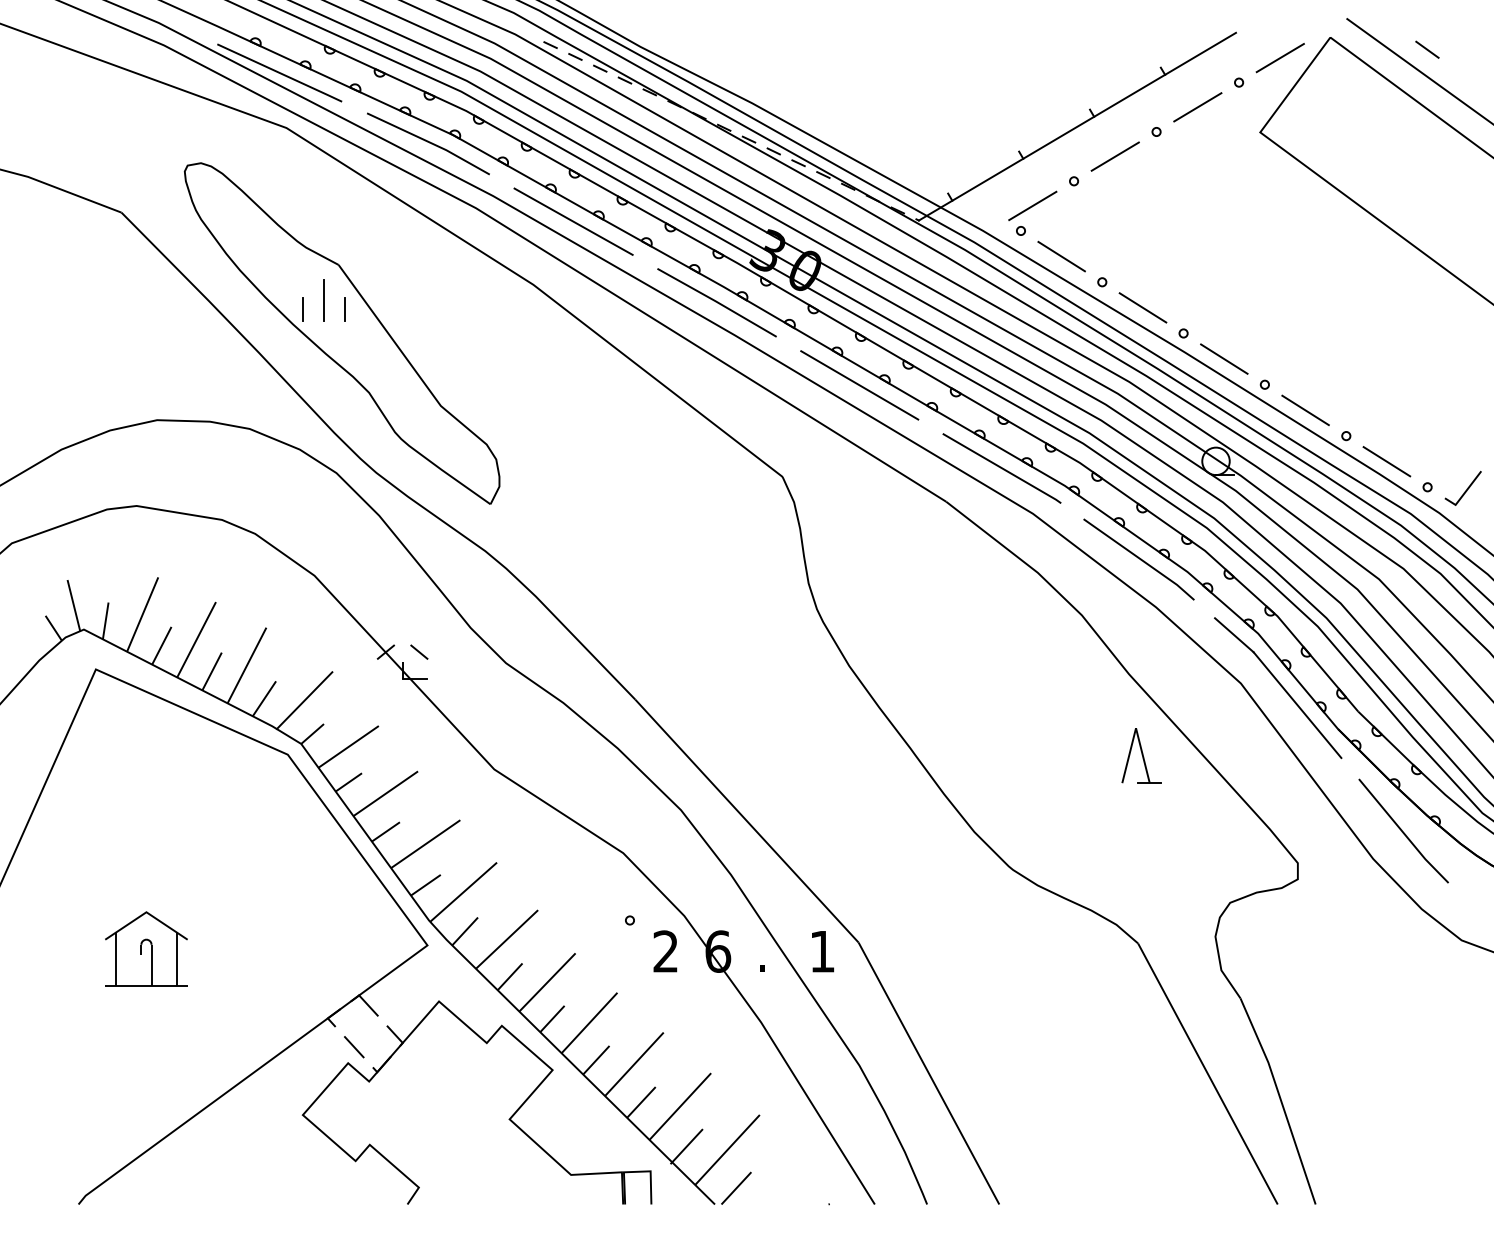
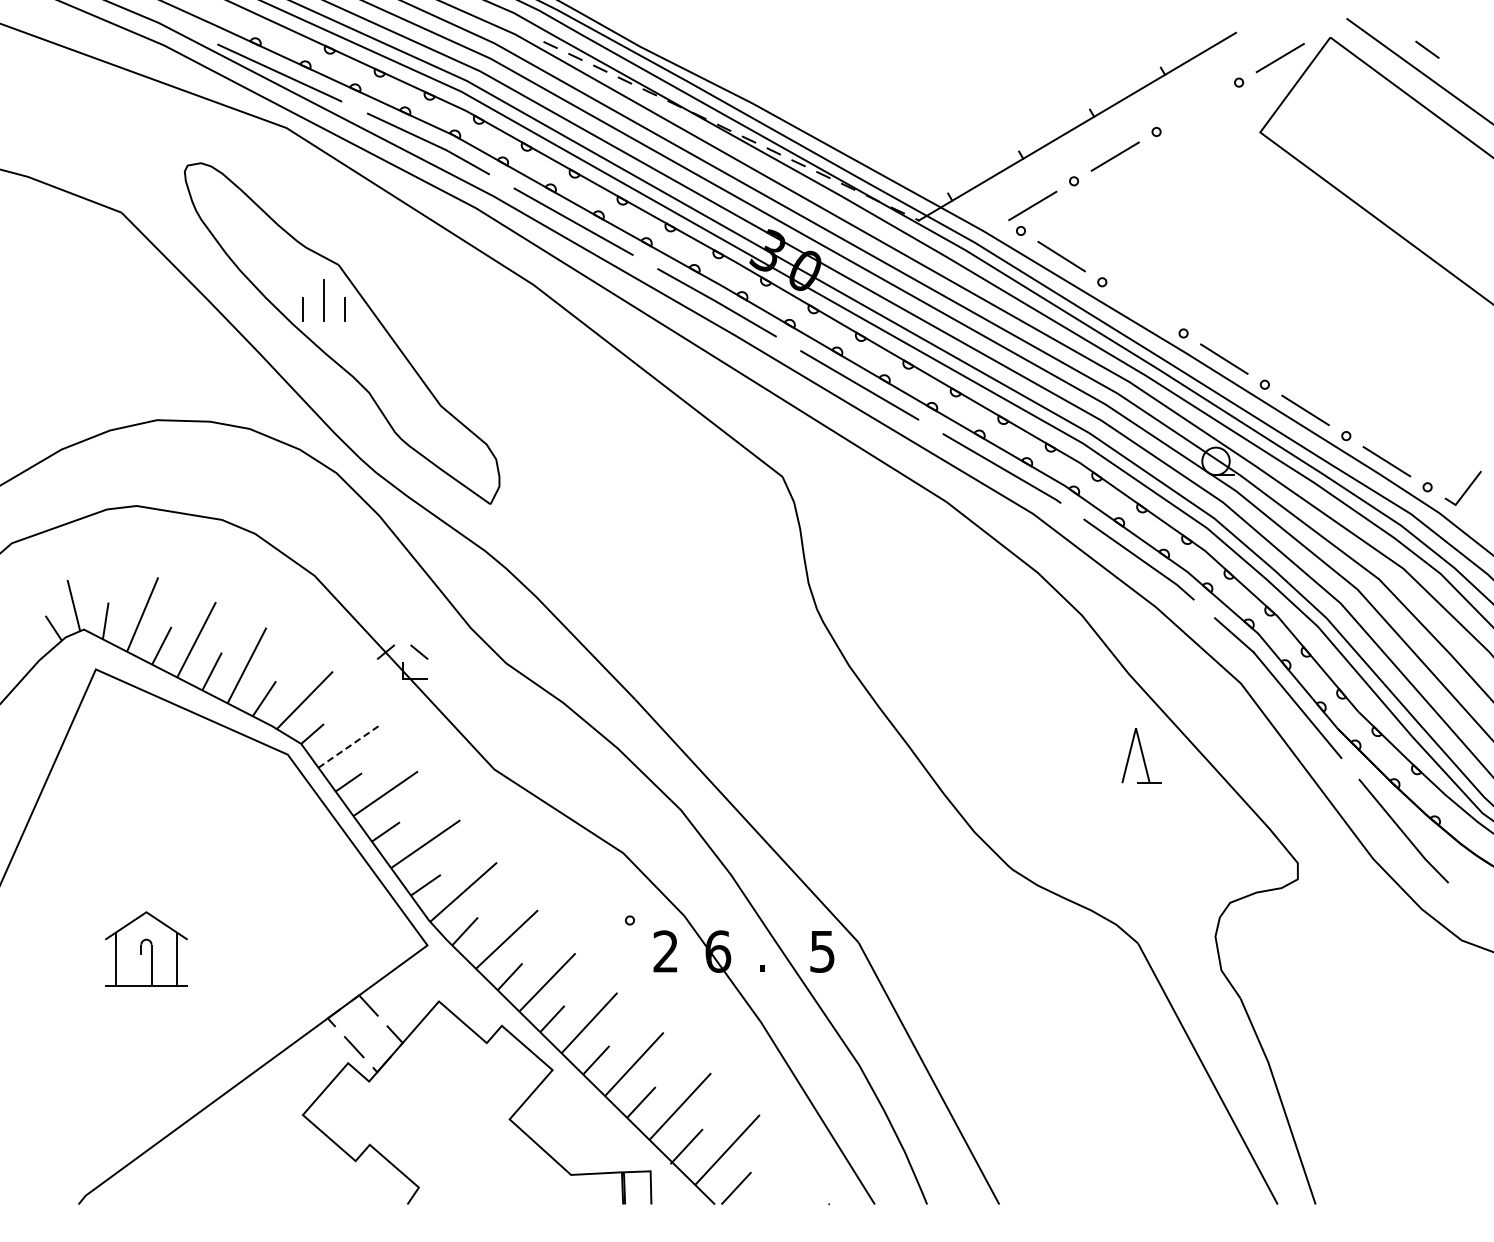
line: present -> none (1197, 107)
line: present -> none (1142, 307)
line: solid -> dashed (348, 746)
text: 1 -> 5 (822, 951)
